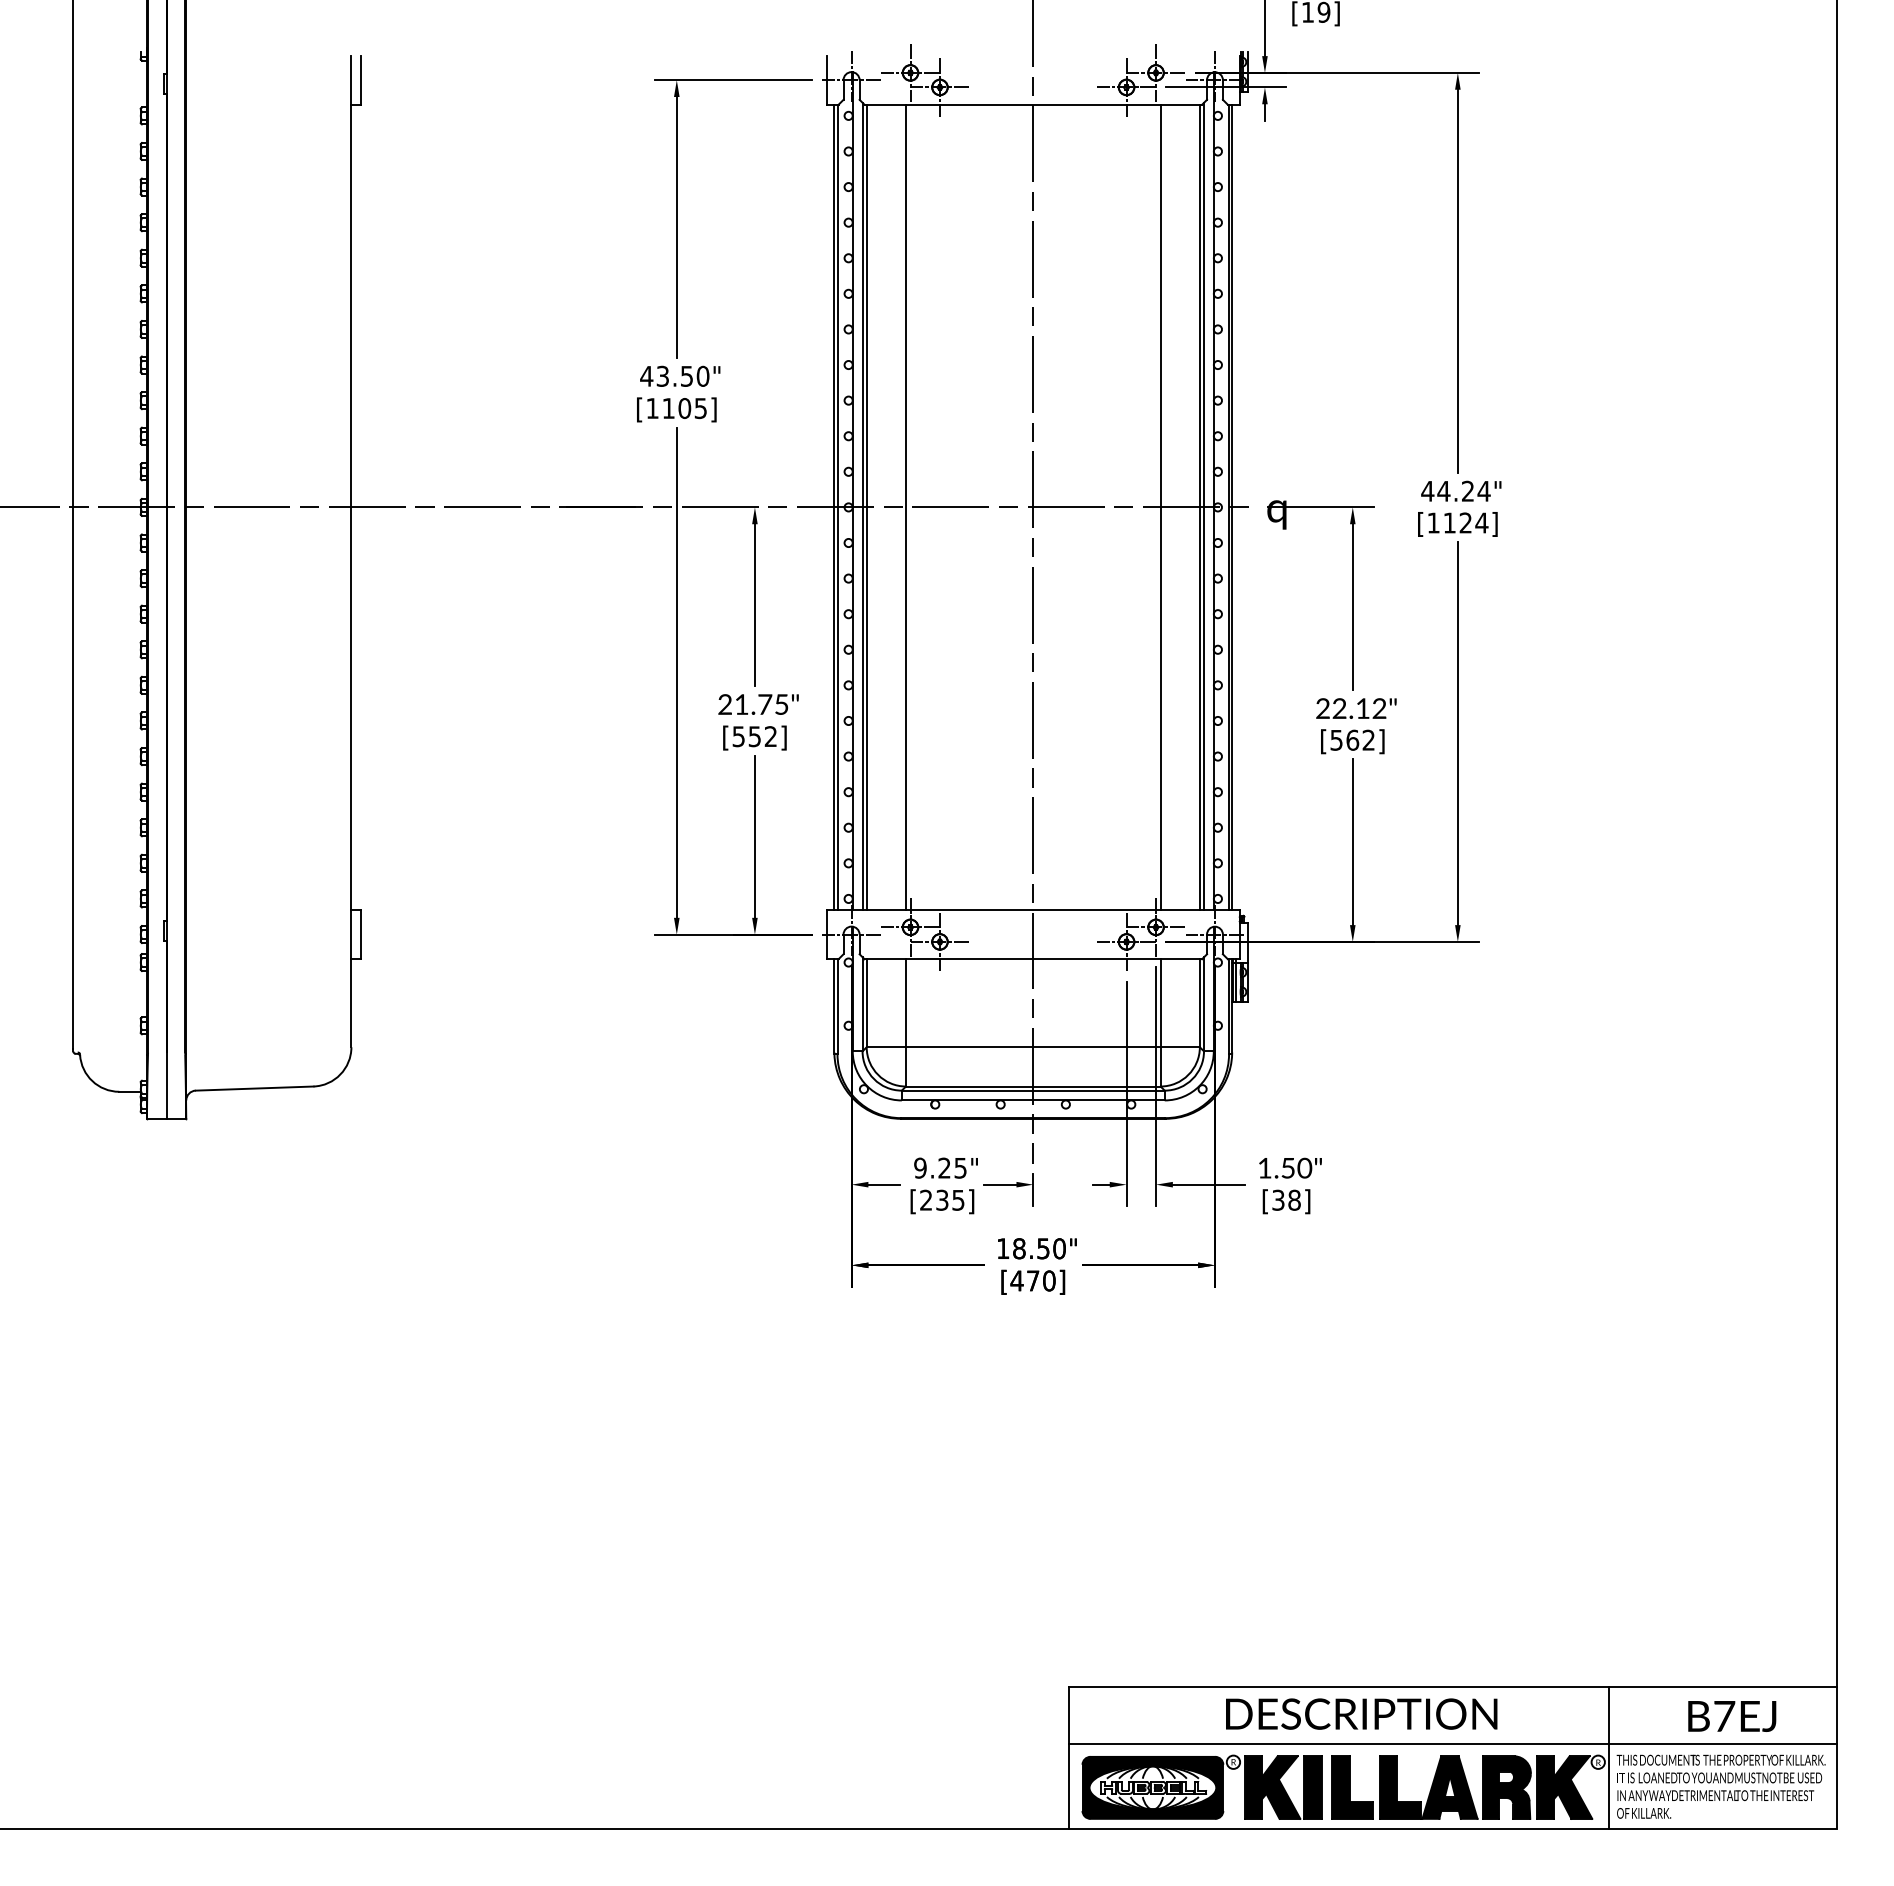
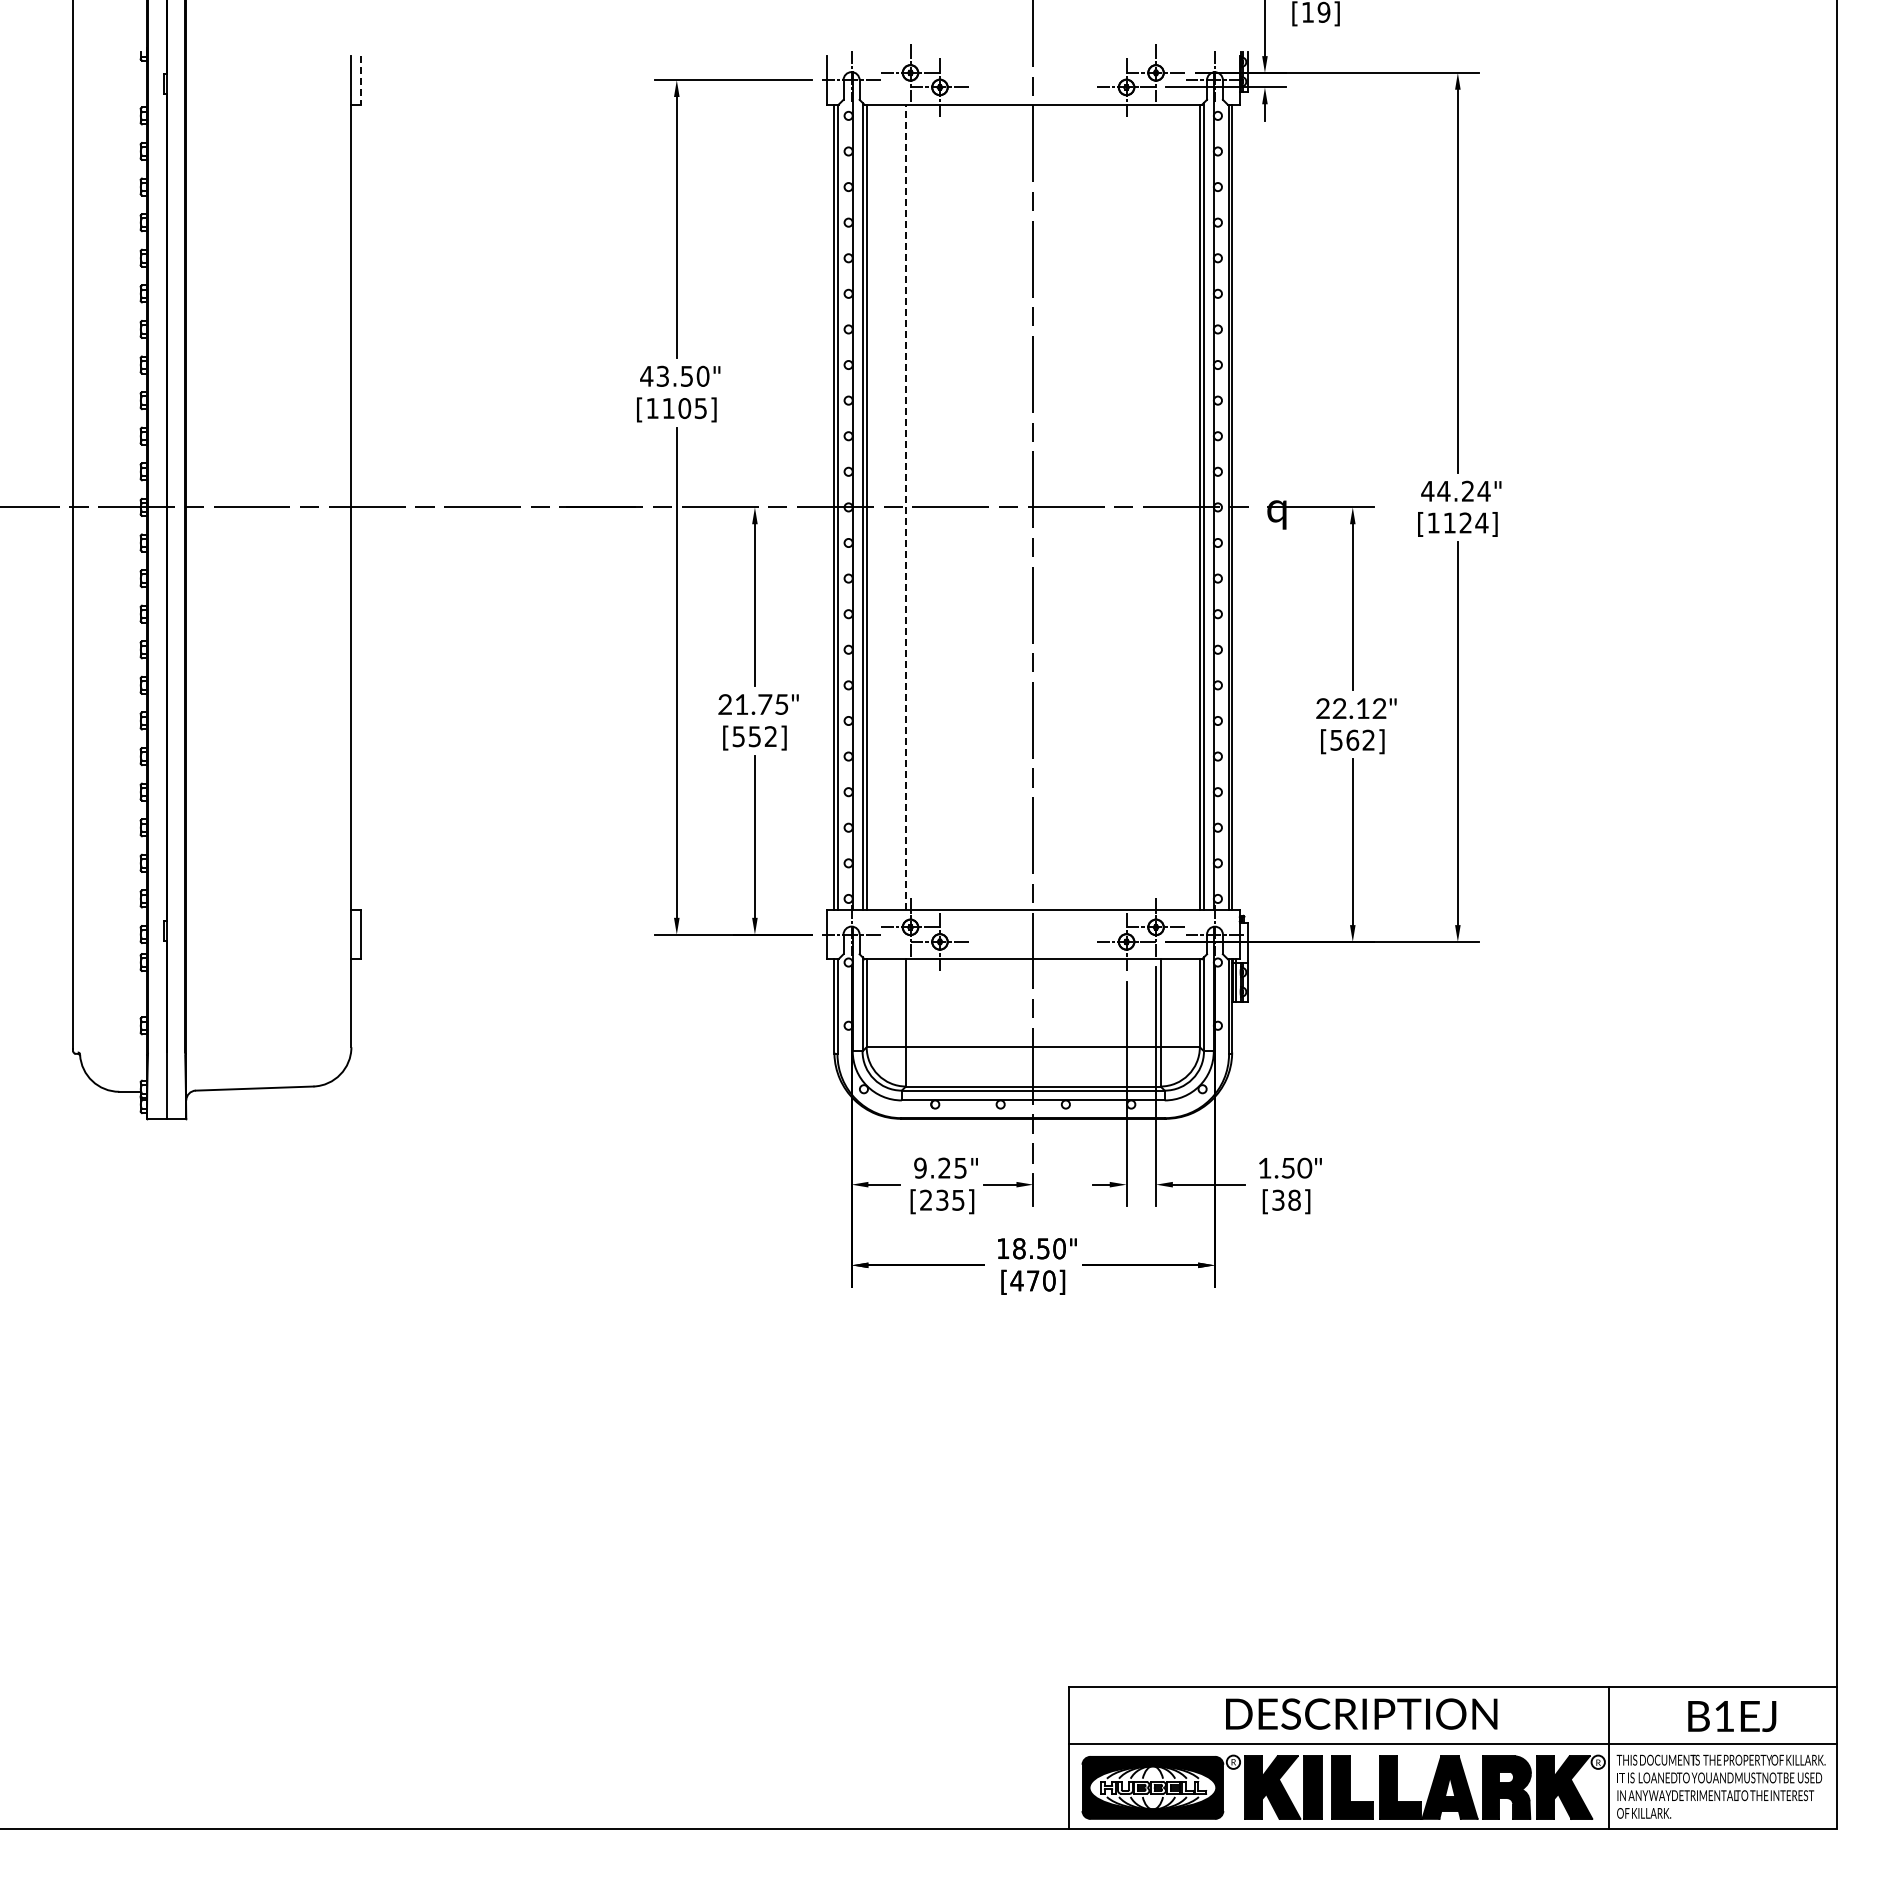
line: solid -> dashed (361, 80)
line: solid -> dashed (905, 507)
line: present -> none (1160, 507)
text: B7EJ -> B1EJ (1724, 1716)
